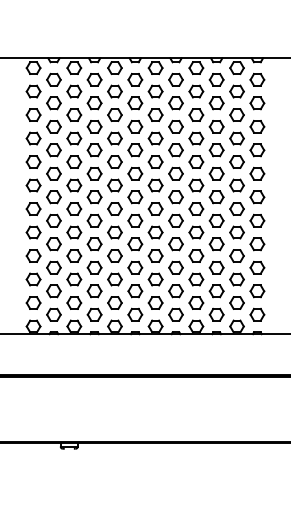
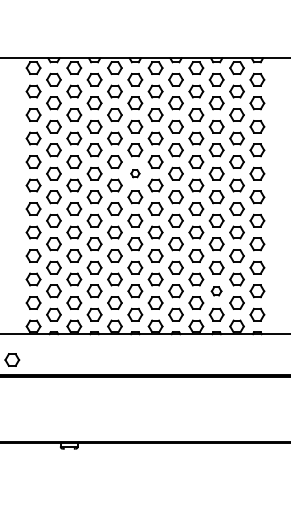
part size: 17x15 px -> 11x10 px (135, 173)
part size: 17x15 px -> 13x11 px (216, 291)
part: none -> present (12, 359)
